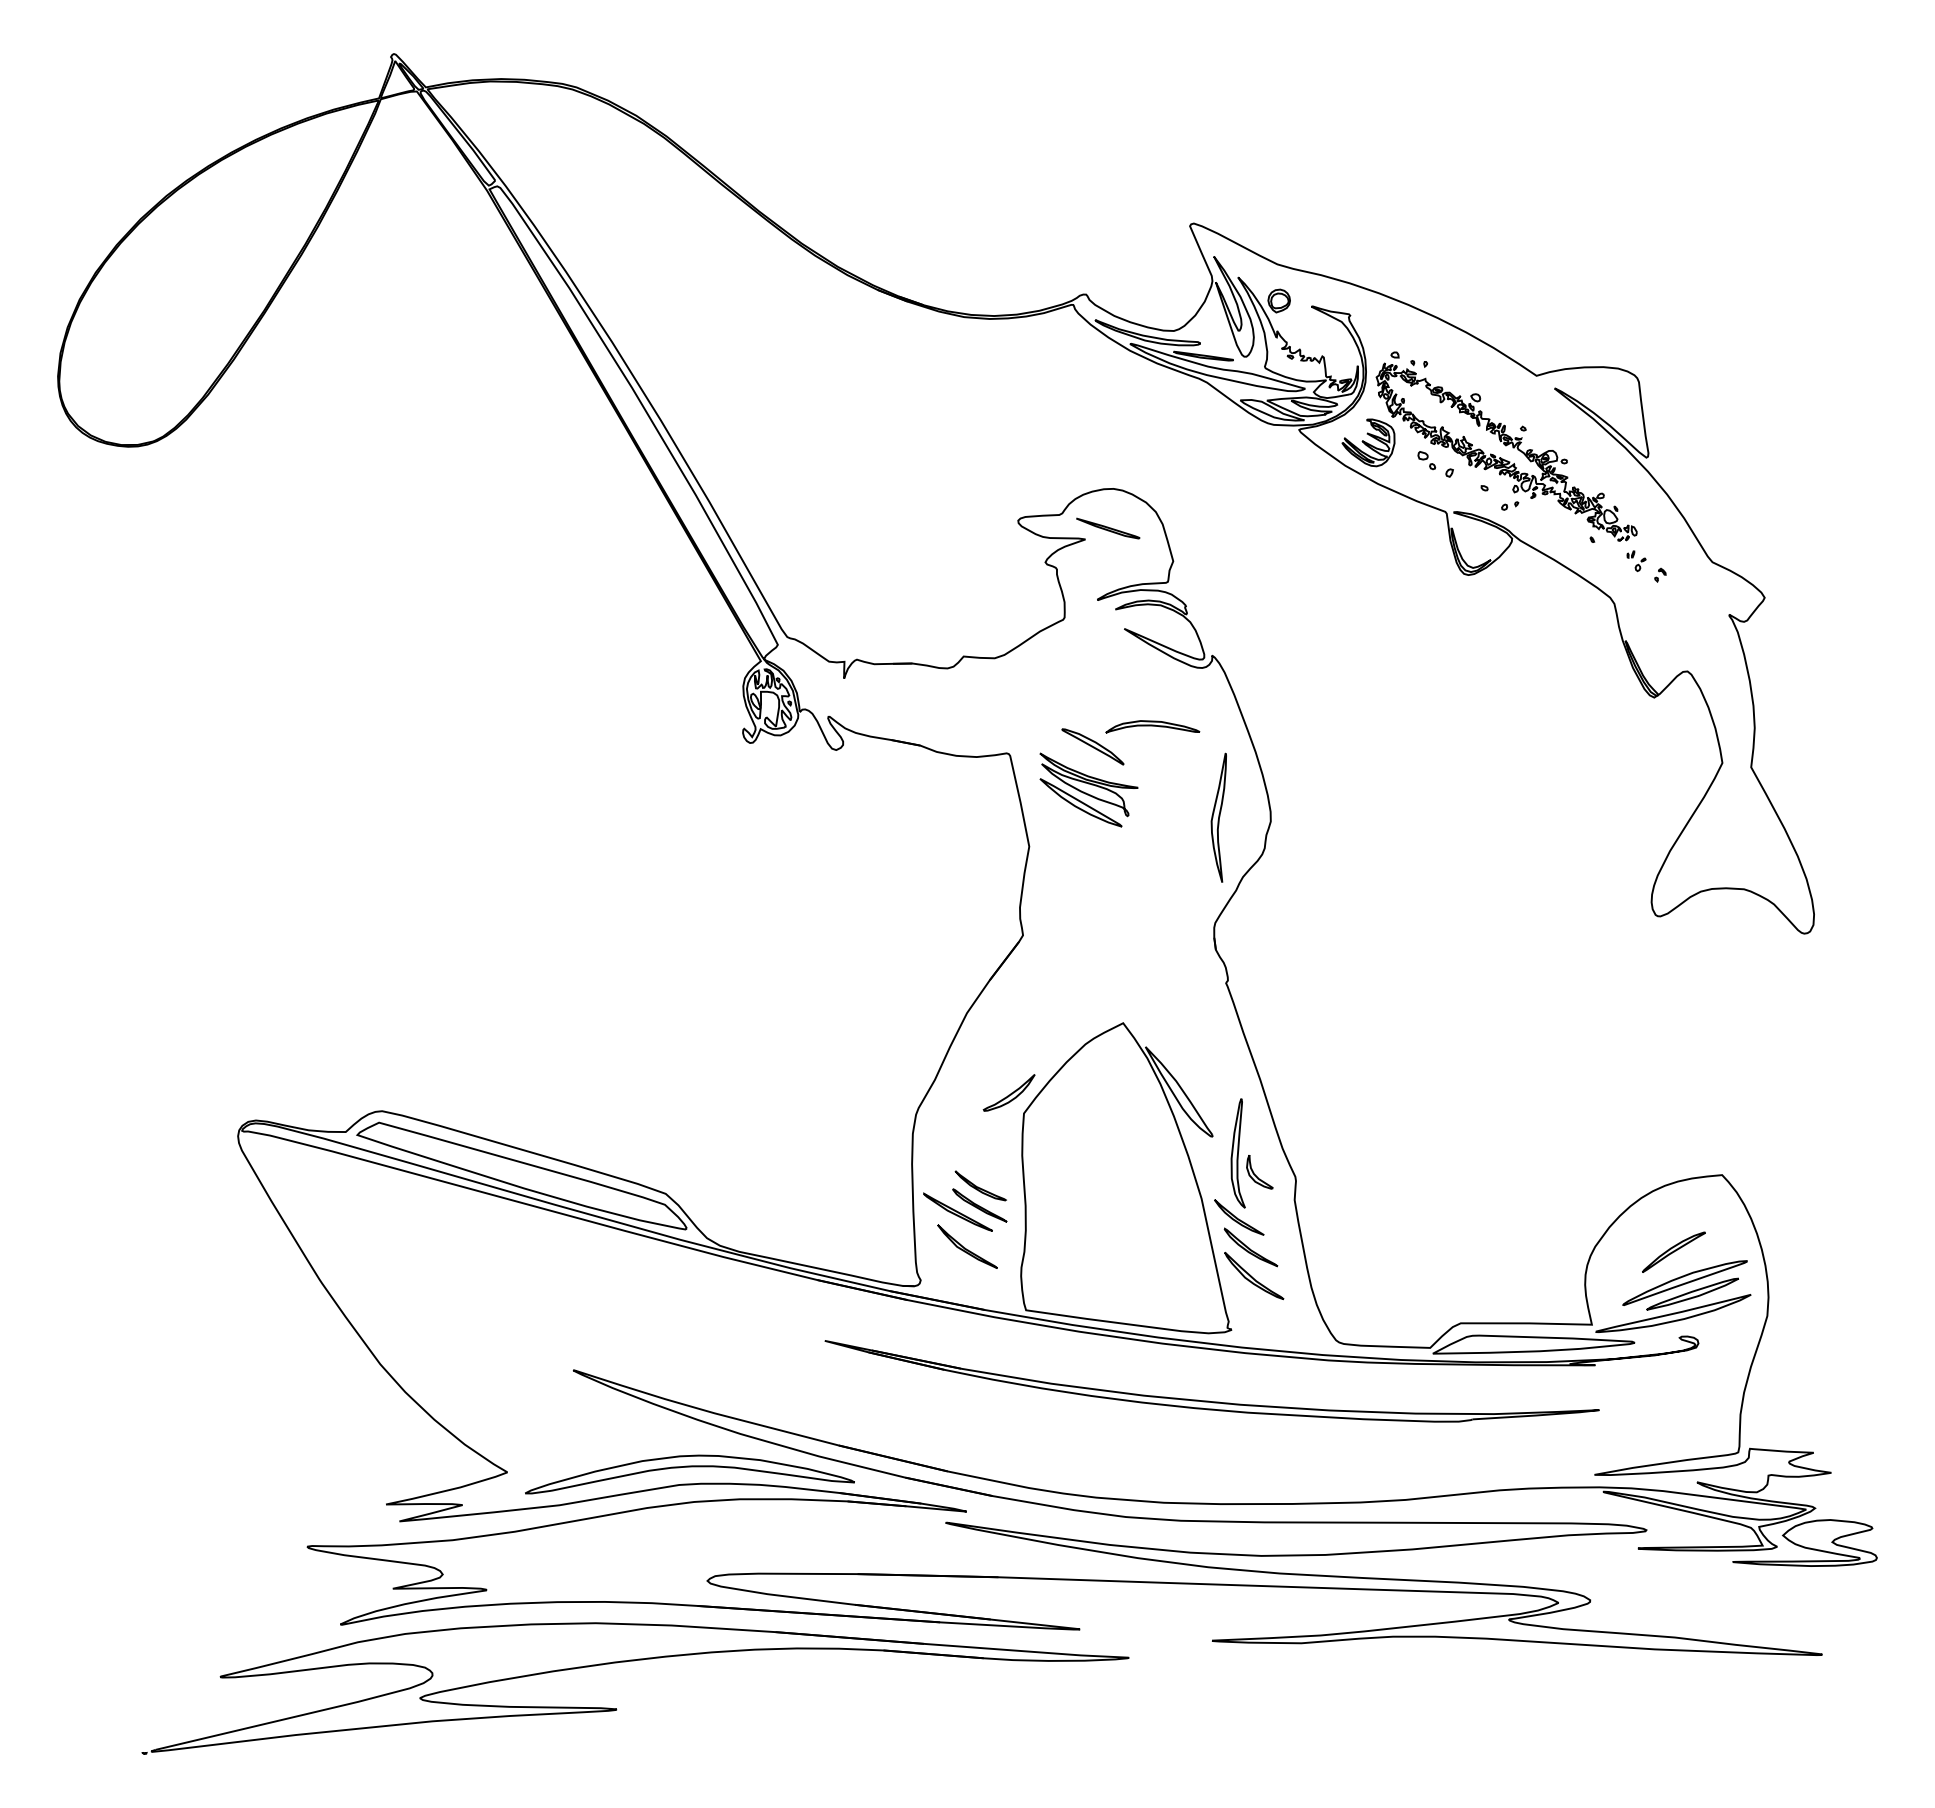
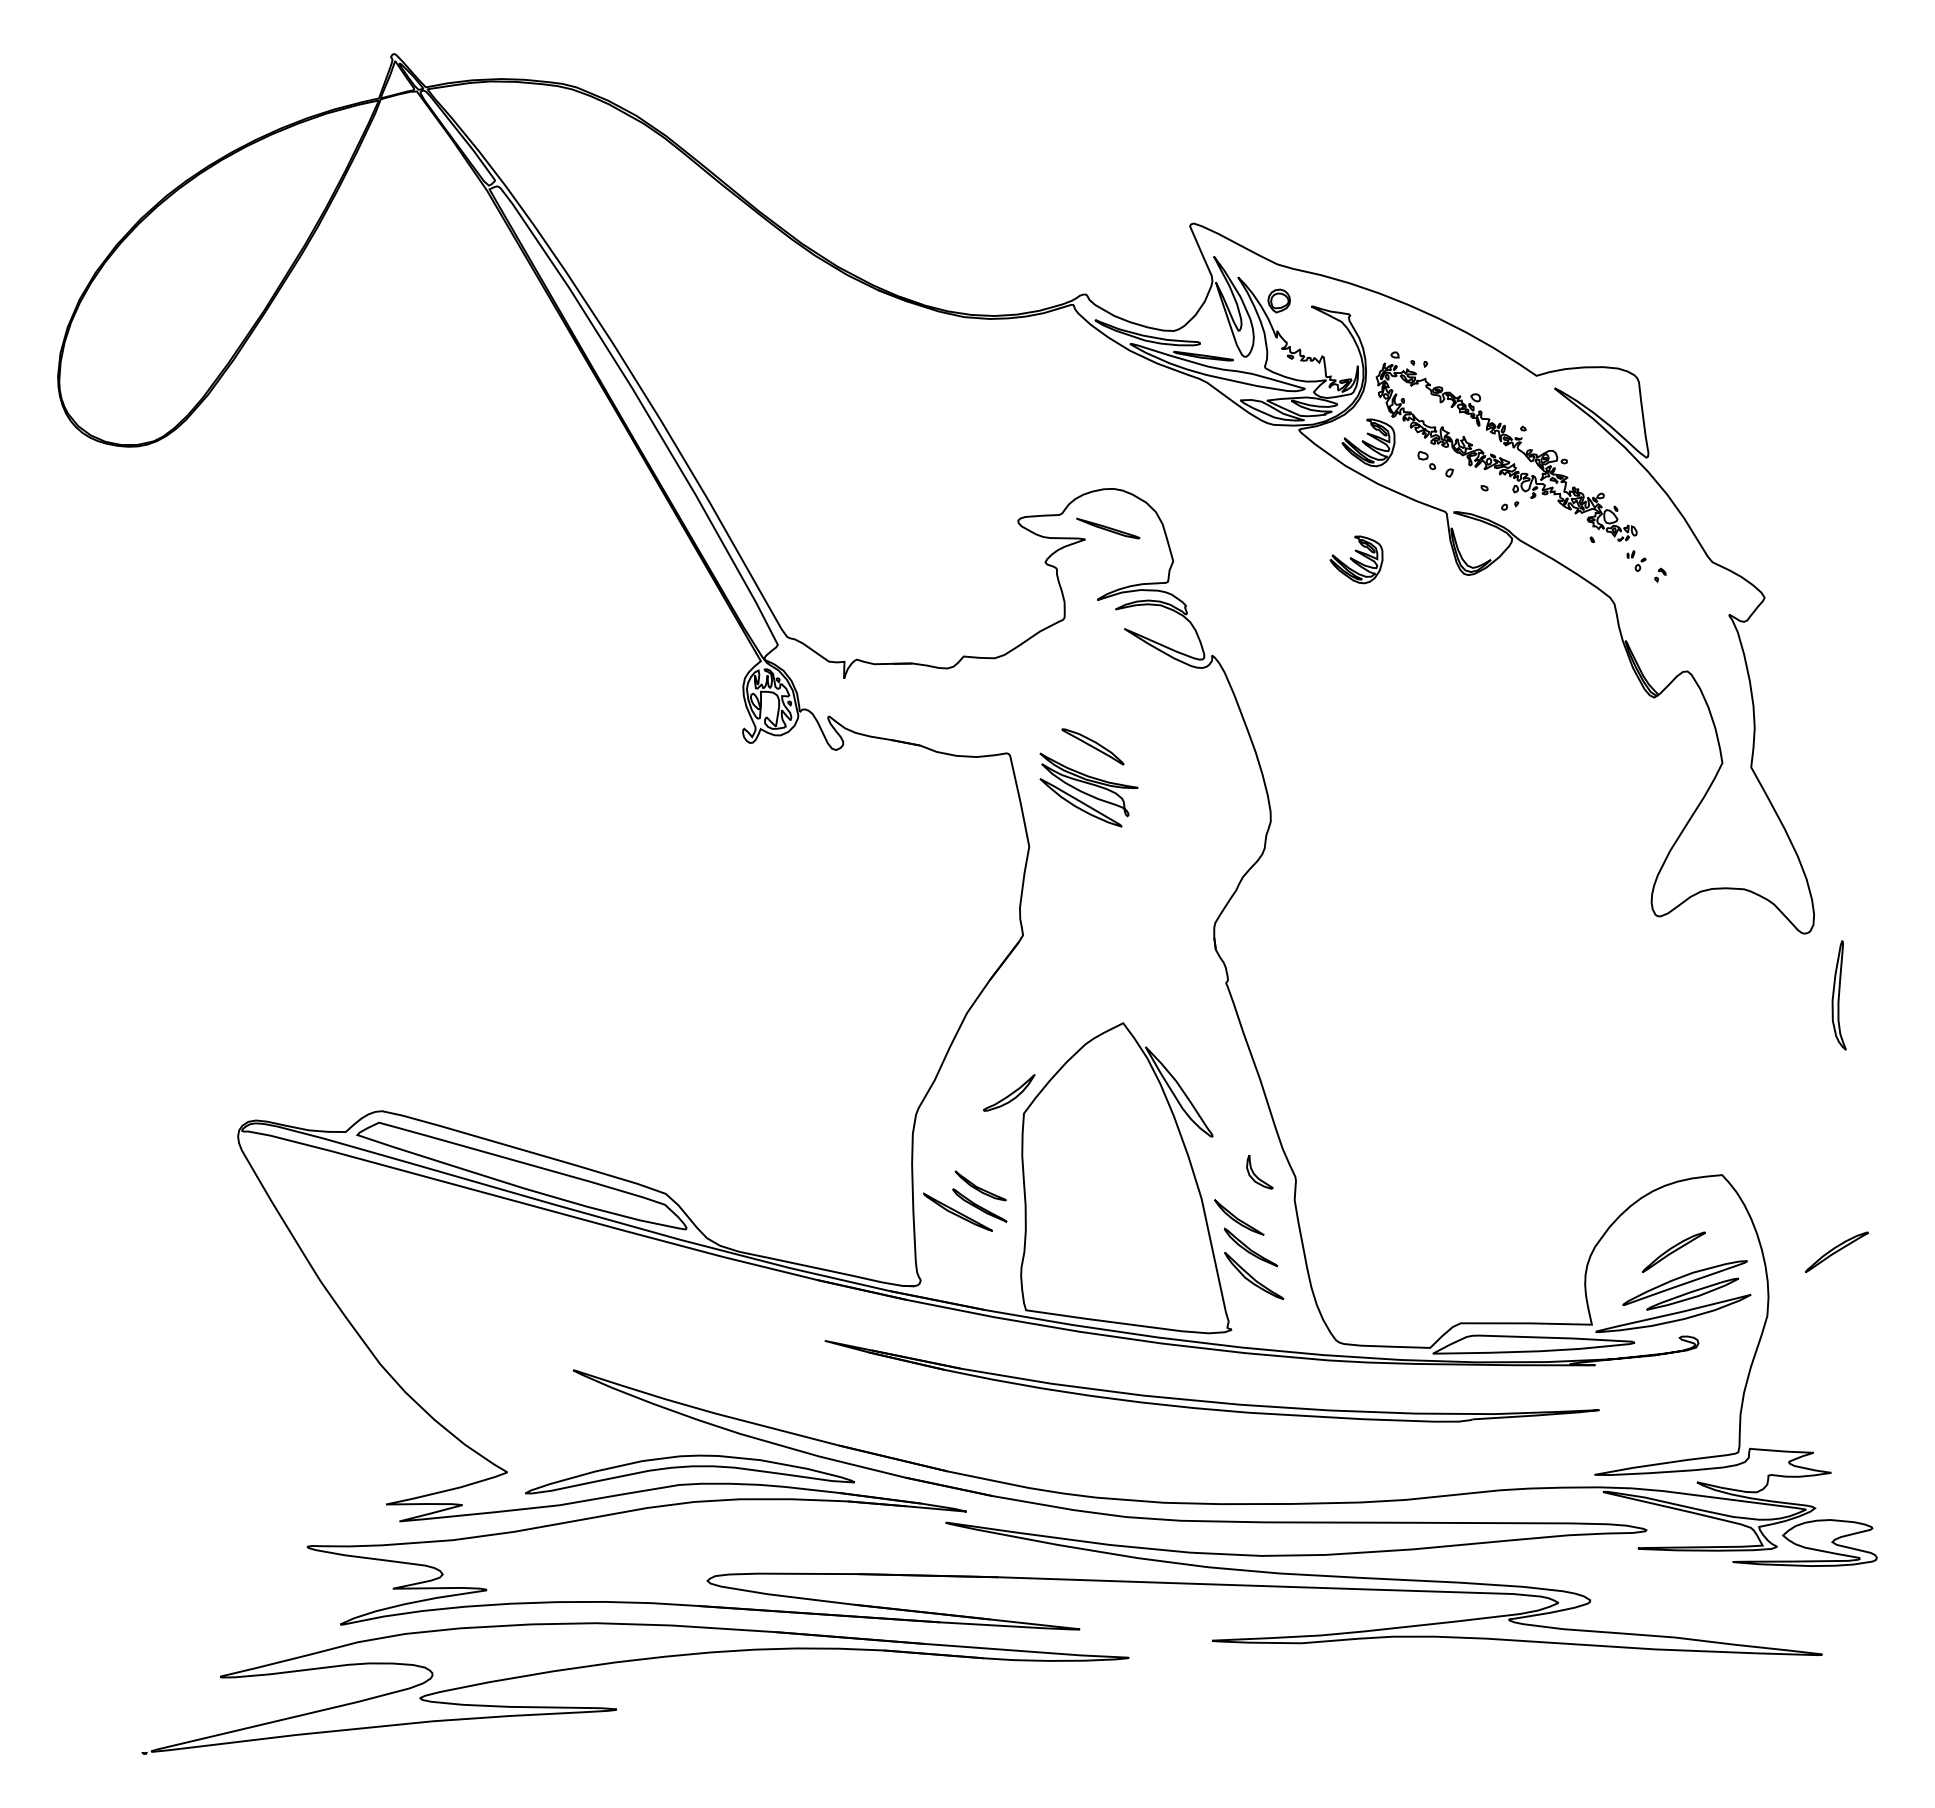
part: none -> present (1356, 559)
part: present -> none (1152, 726)
part: present -> none (1218, 817)
part position: (1237, 1153) -> (1838, 995) (1838, 995)
part: present -> none (967, 1246)
part: none -> present (1836, 1251)
